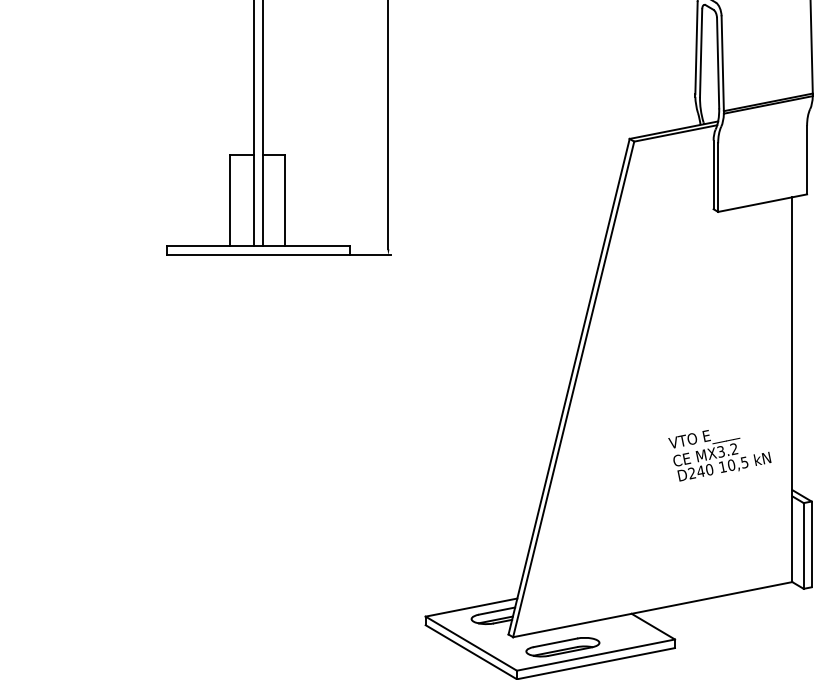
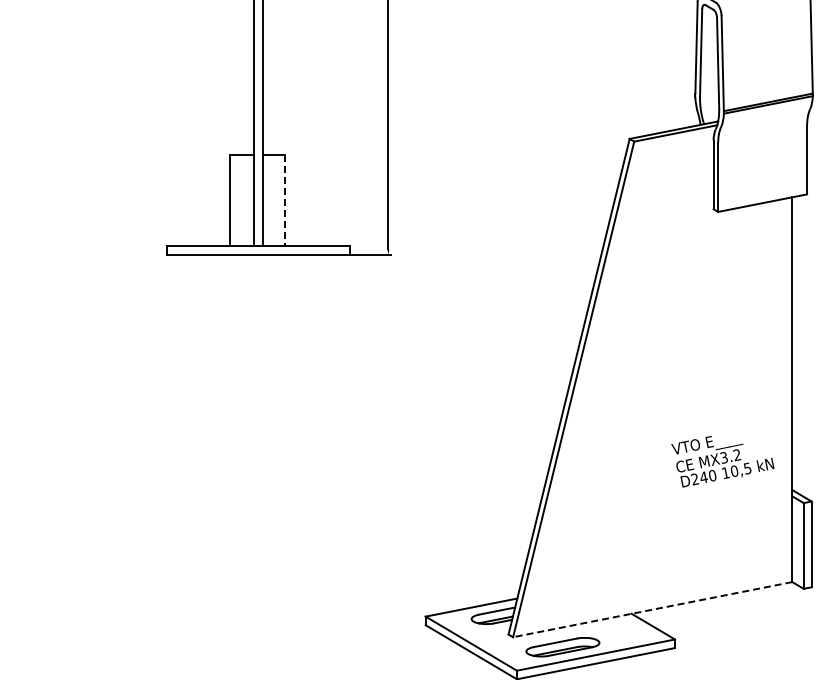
line: solid -> dashed (284, 200)
text position: (719, 455) -> (722, 461) (722, 461)
line: solid -> dashed (652, 609)
